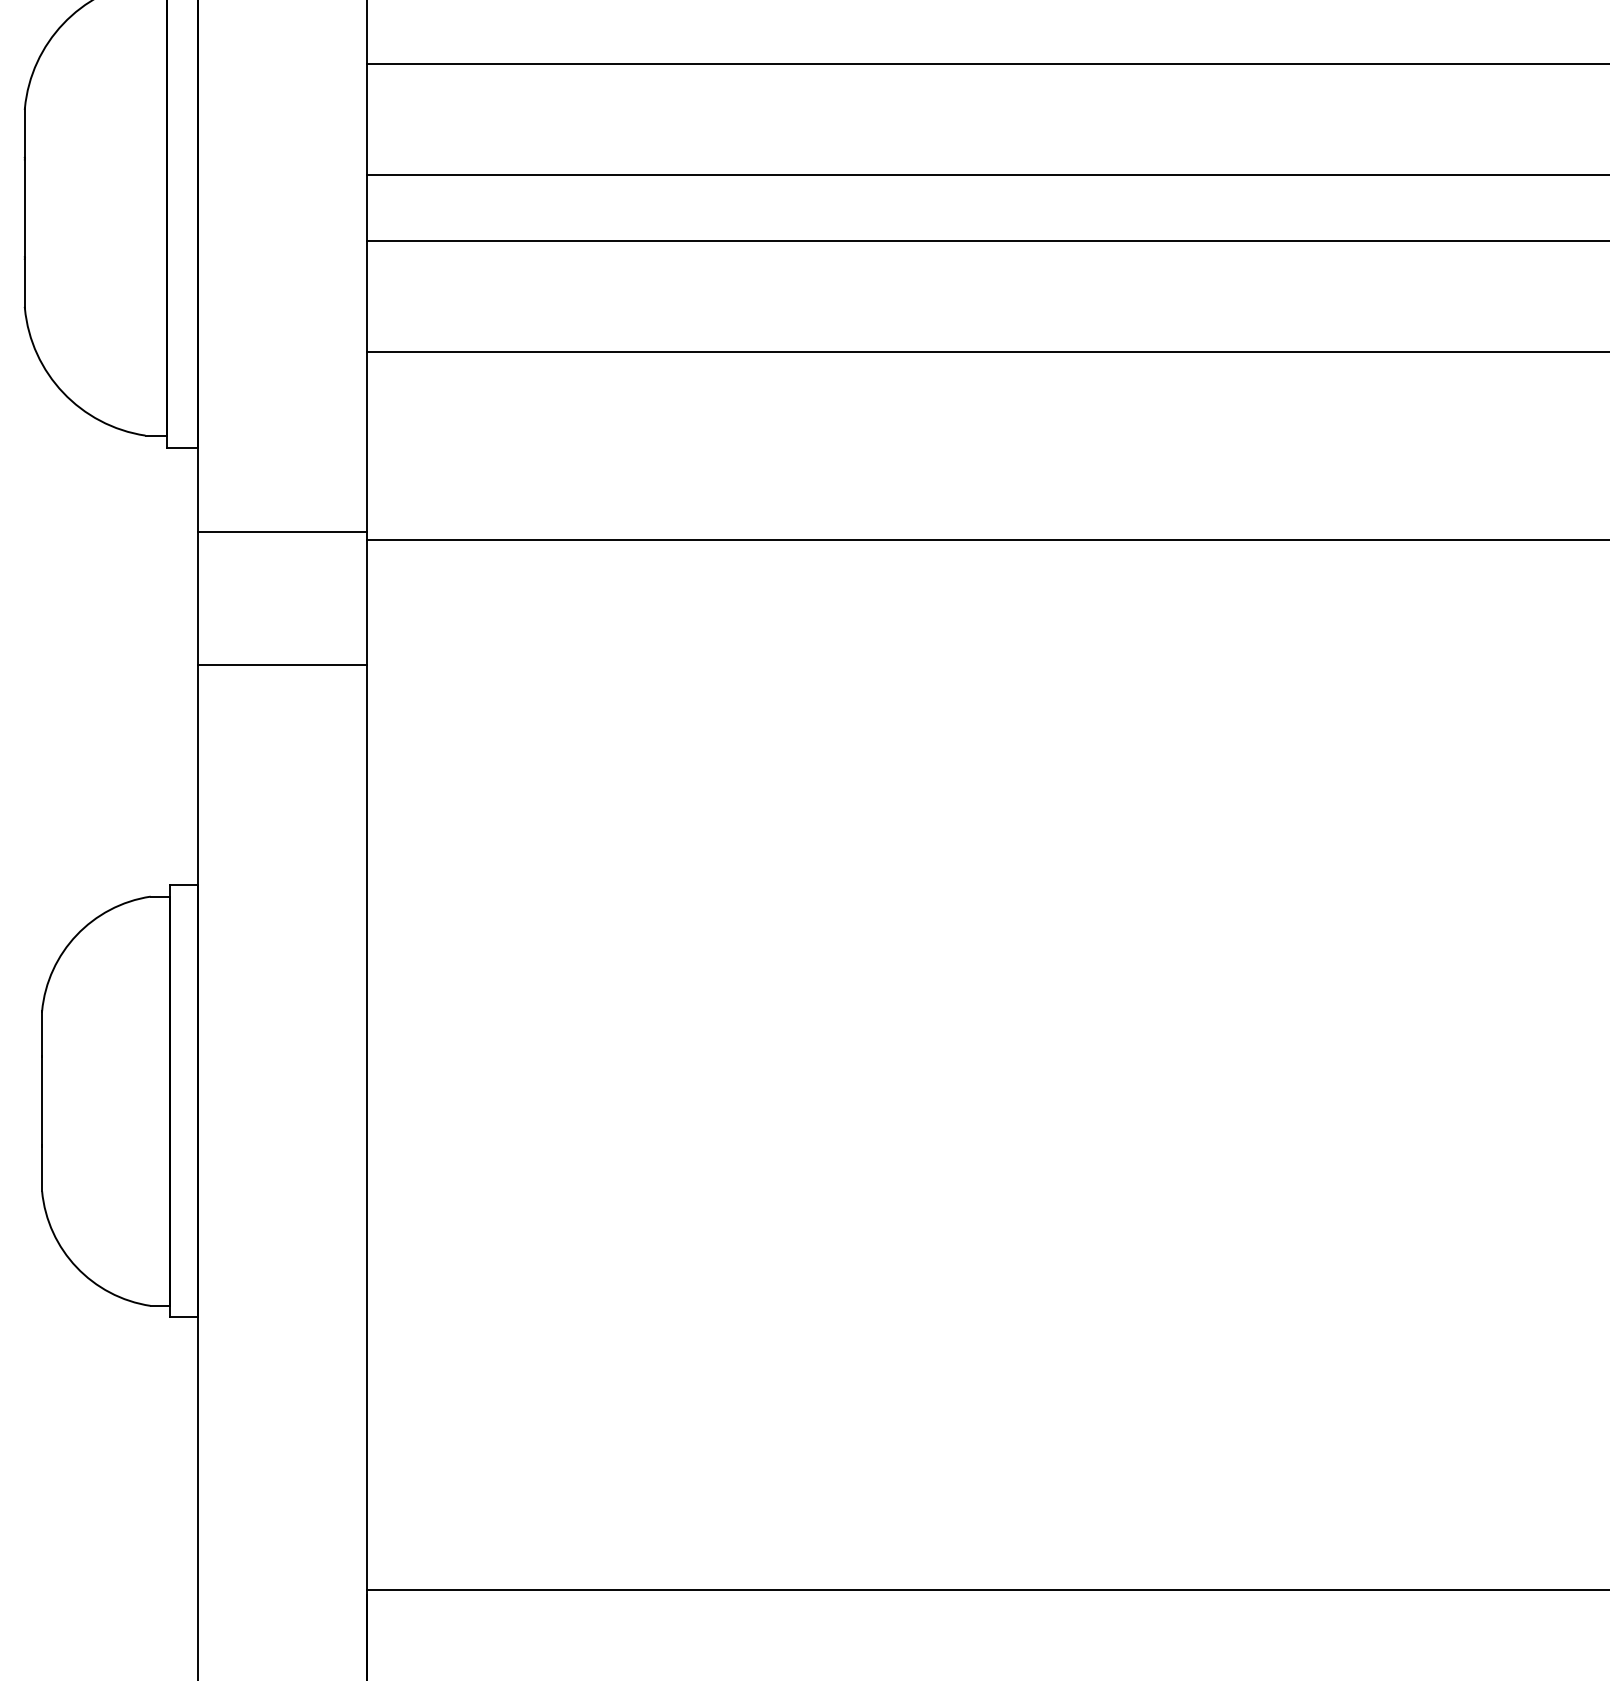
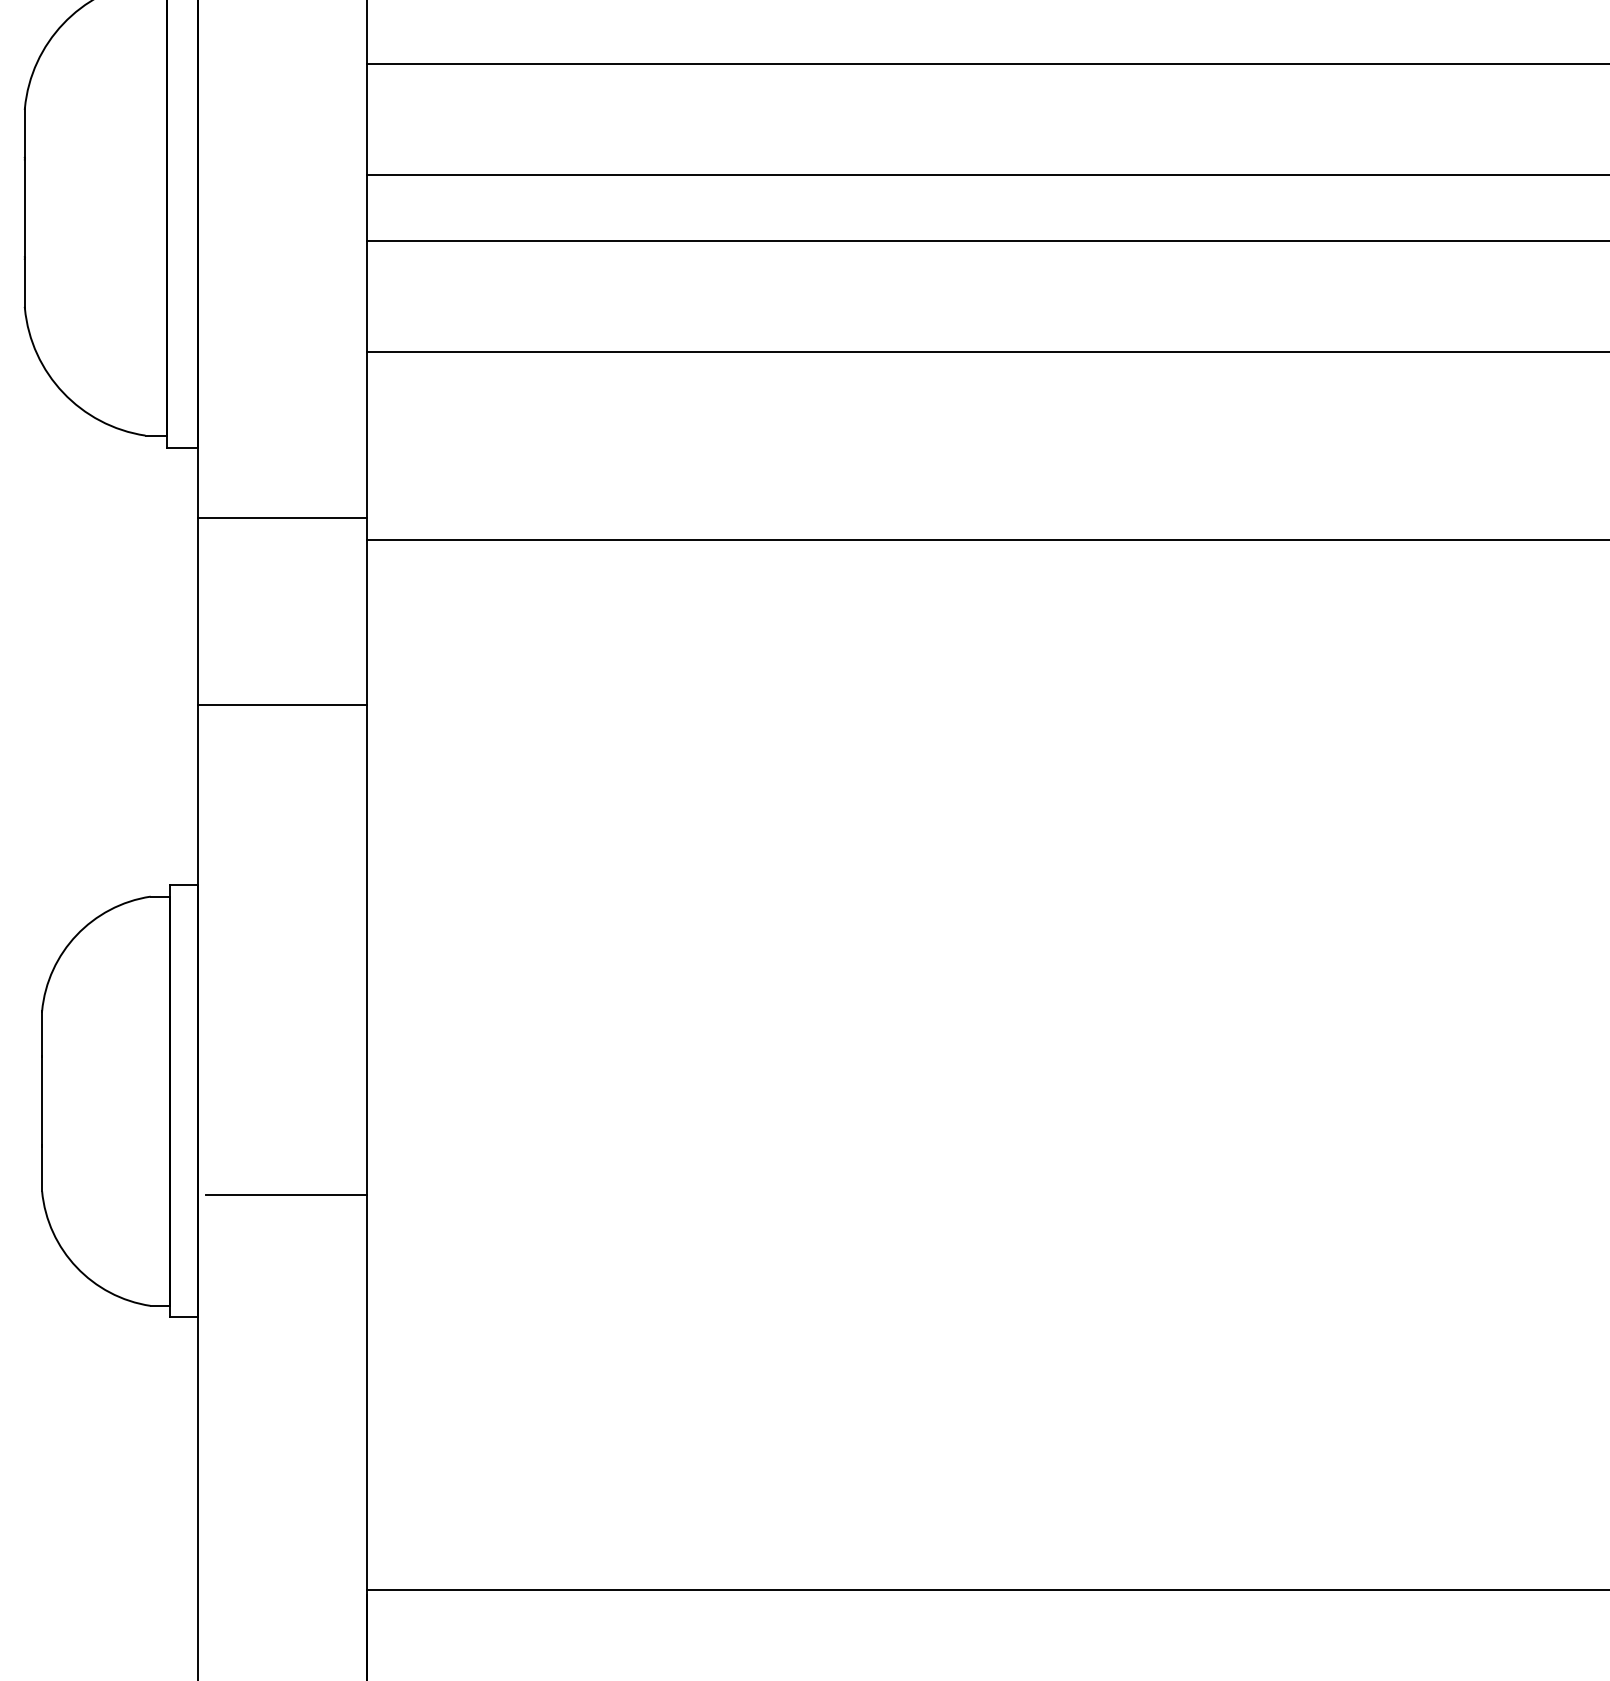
line position: (281, 531) -> (281, 517) (281, 517)
line position: (281, 665) -> (281, 705) (281, 705)
line: none -> present (286, 1195)
